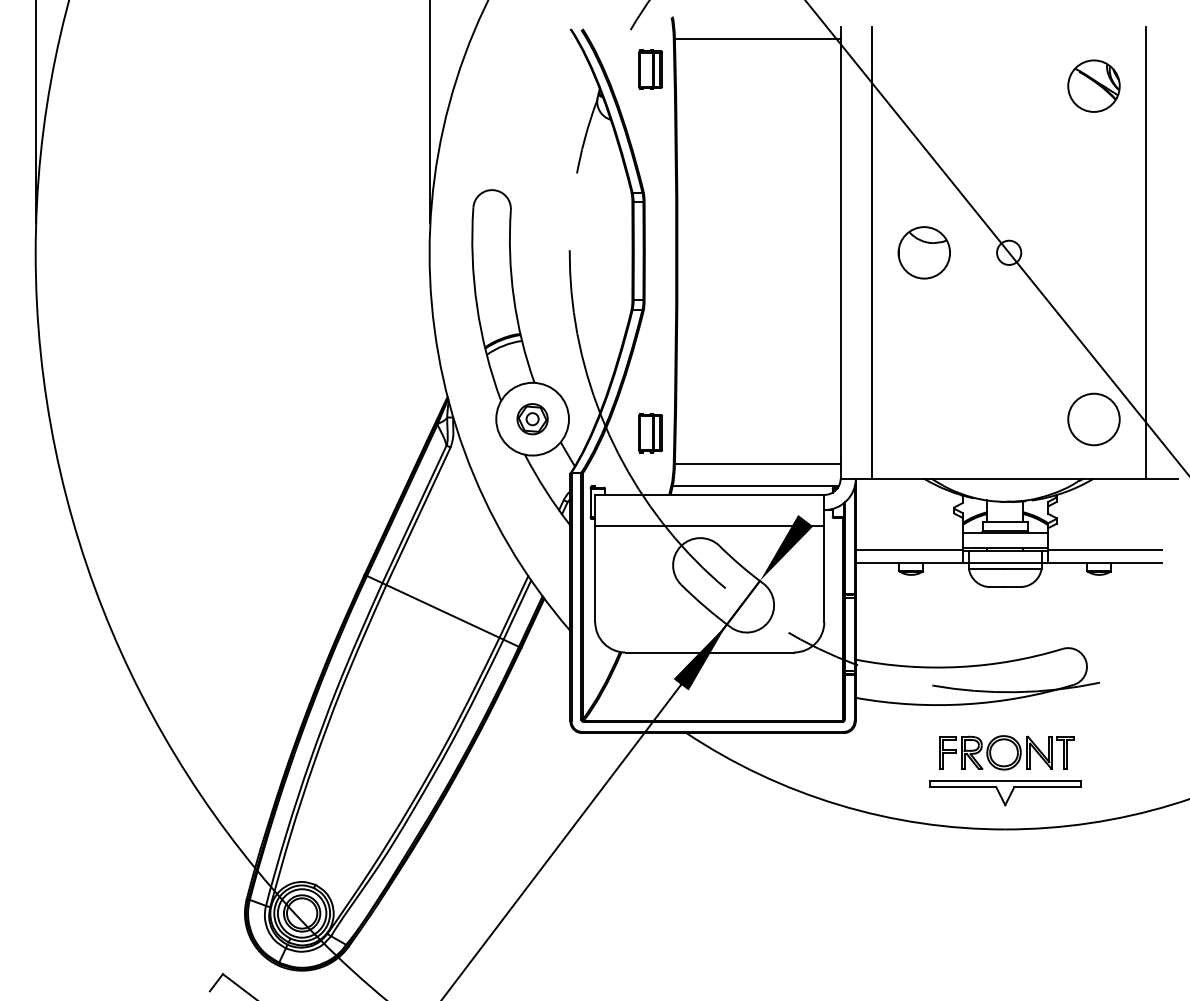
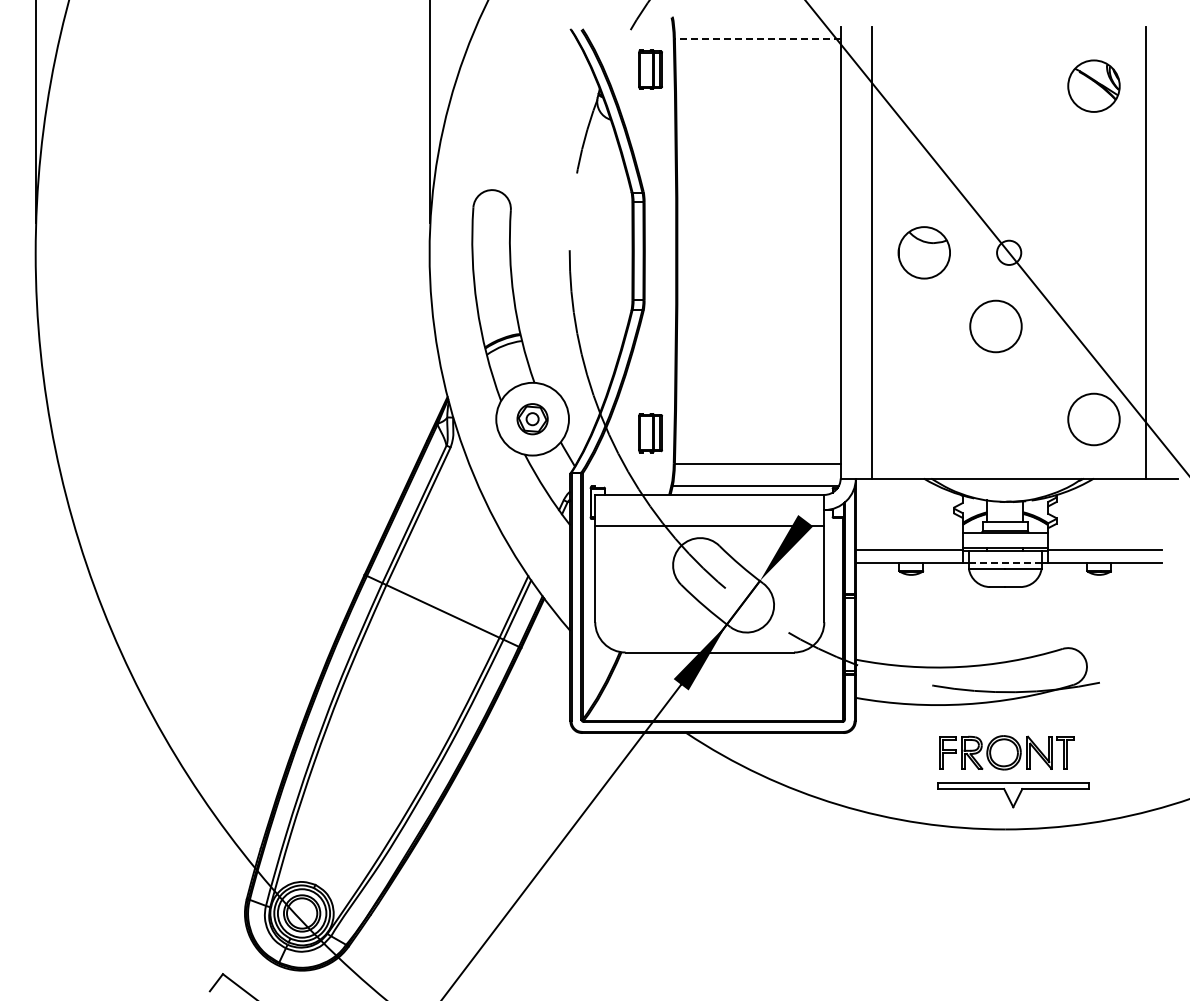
line: solid -> dashed (757, 38)
circle: none -> present (995, 326)
line: solid -> dashed (1004, 562)
part position: (1005, 793) -> (1013, 795) (1013, 795)
